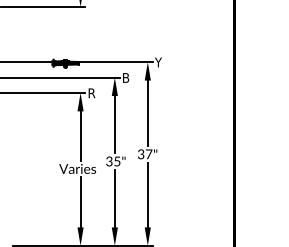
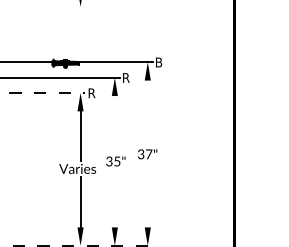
line: present -> none (43, 6)
text: Y -> B (158, 62)
text: B -> R (126, 77)
line: solid -> dashed (43, 92)
line: present -> none (147, 113)
line: present -> none (114, 124)
line: present -> none (147, 194)
line: present -> none (114, 198)
line: solid -> dashed (82, 245)
